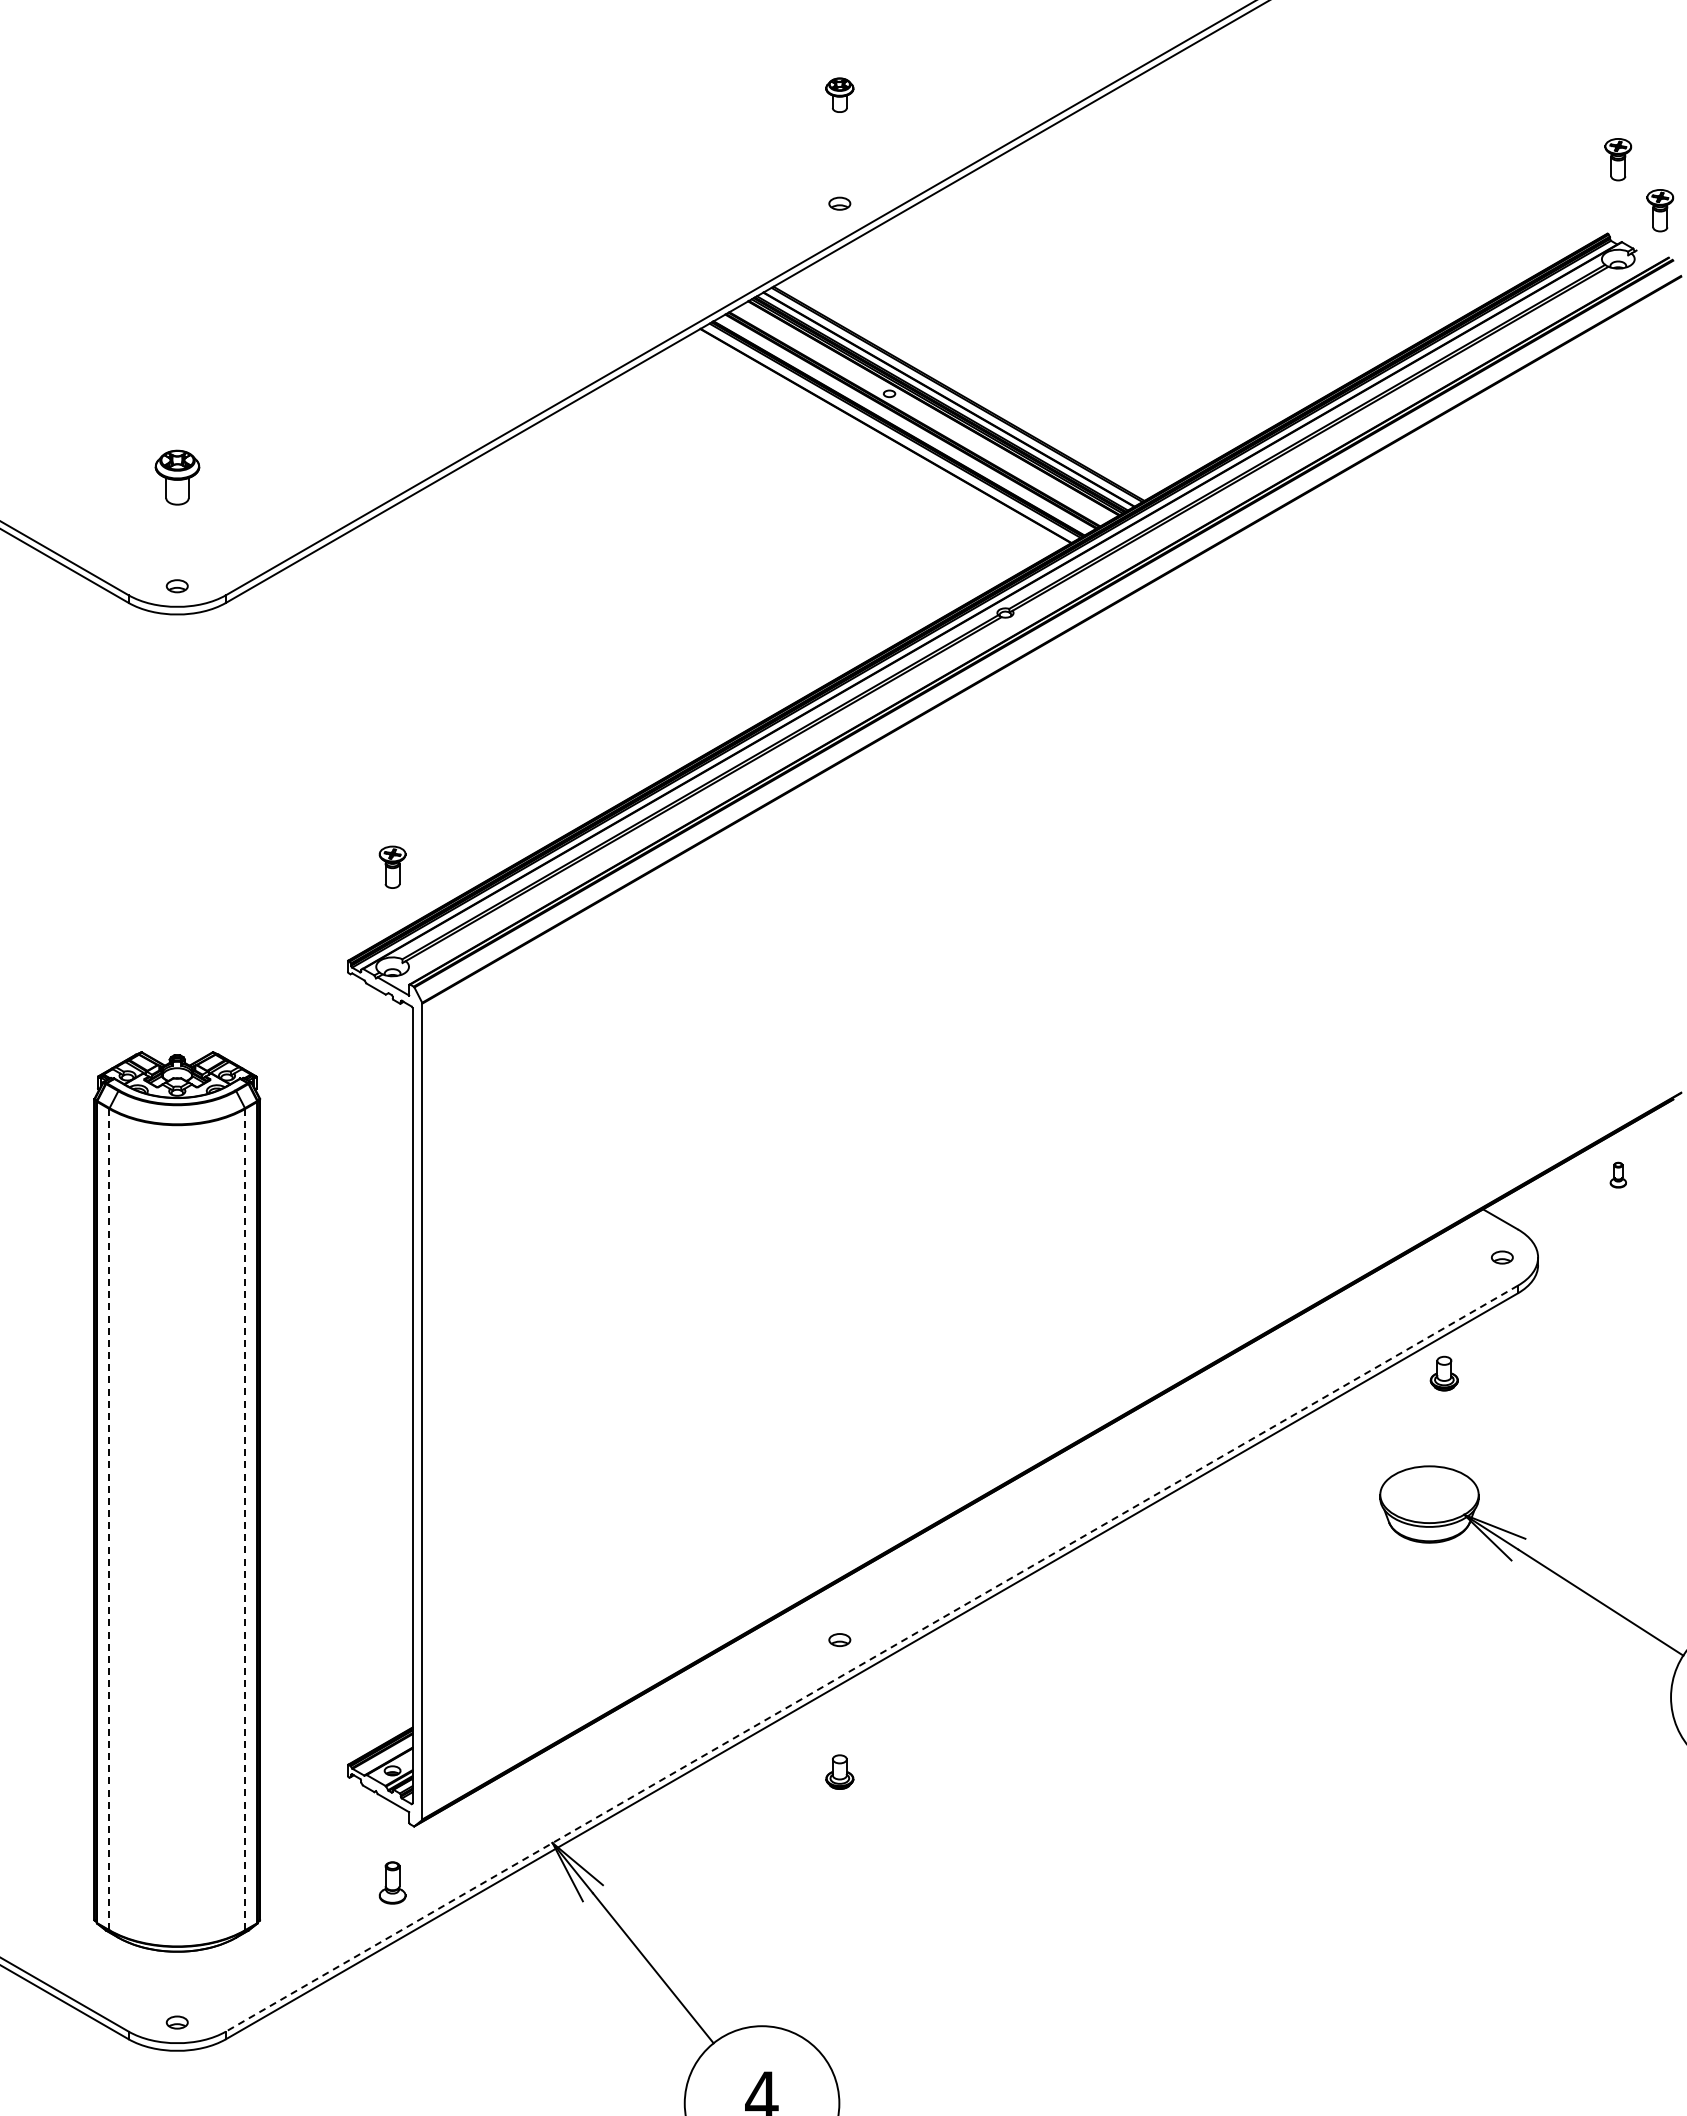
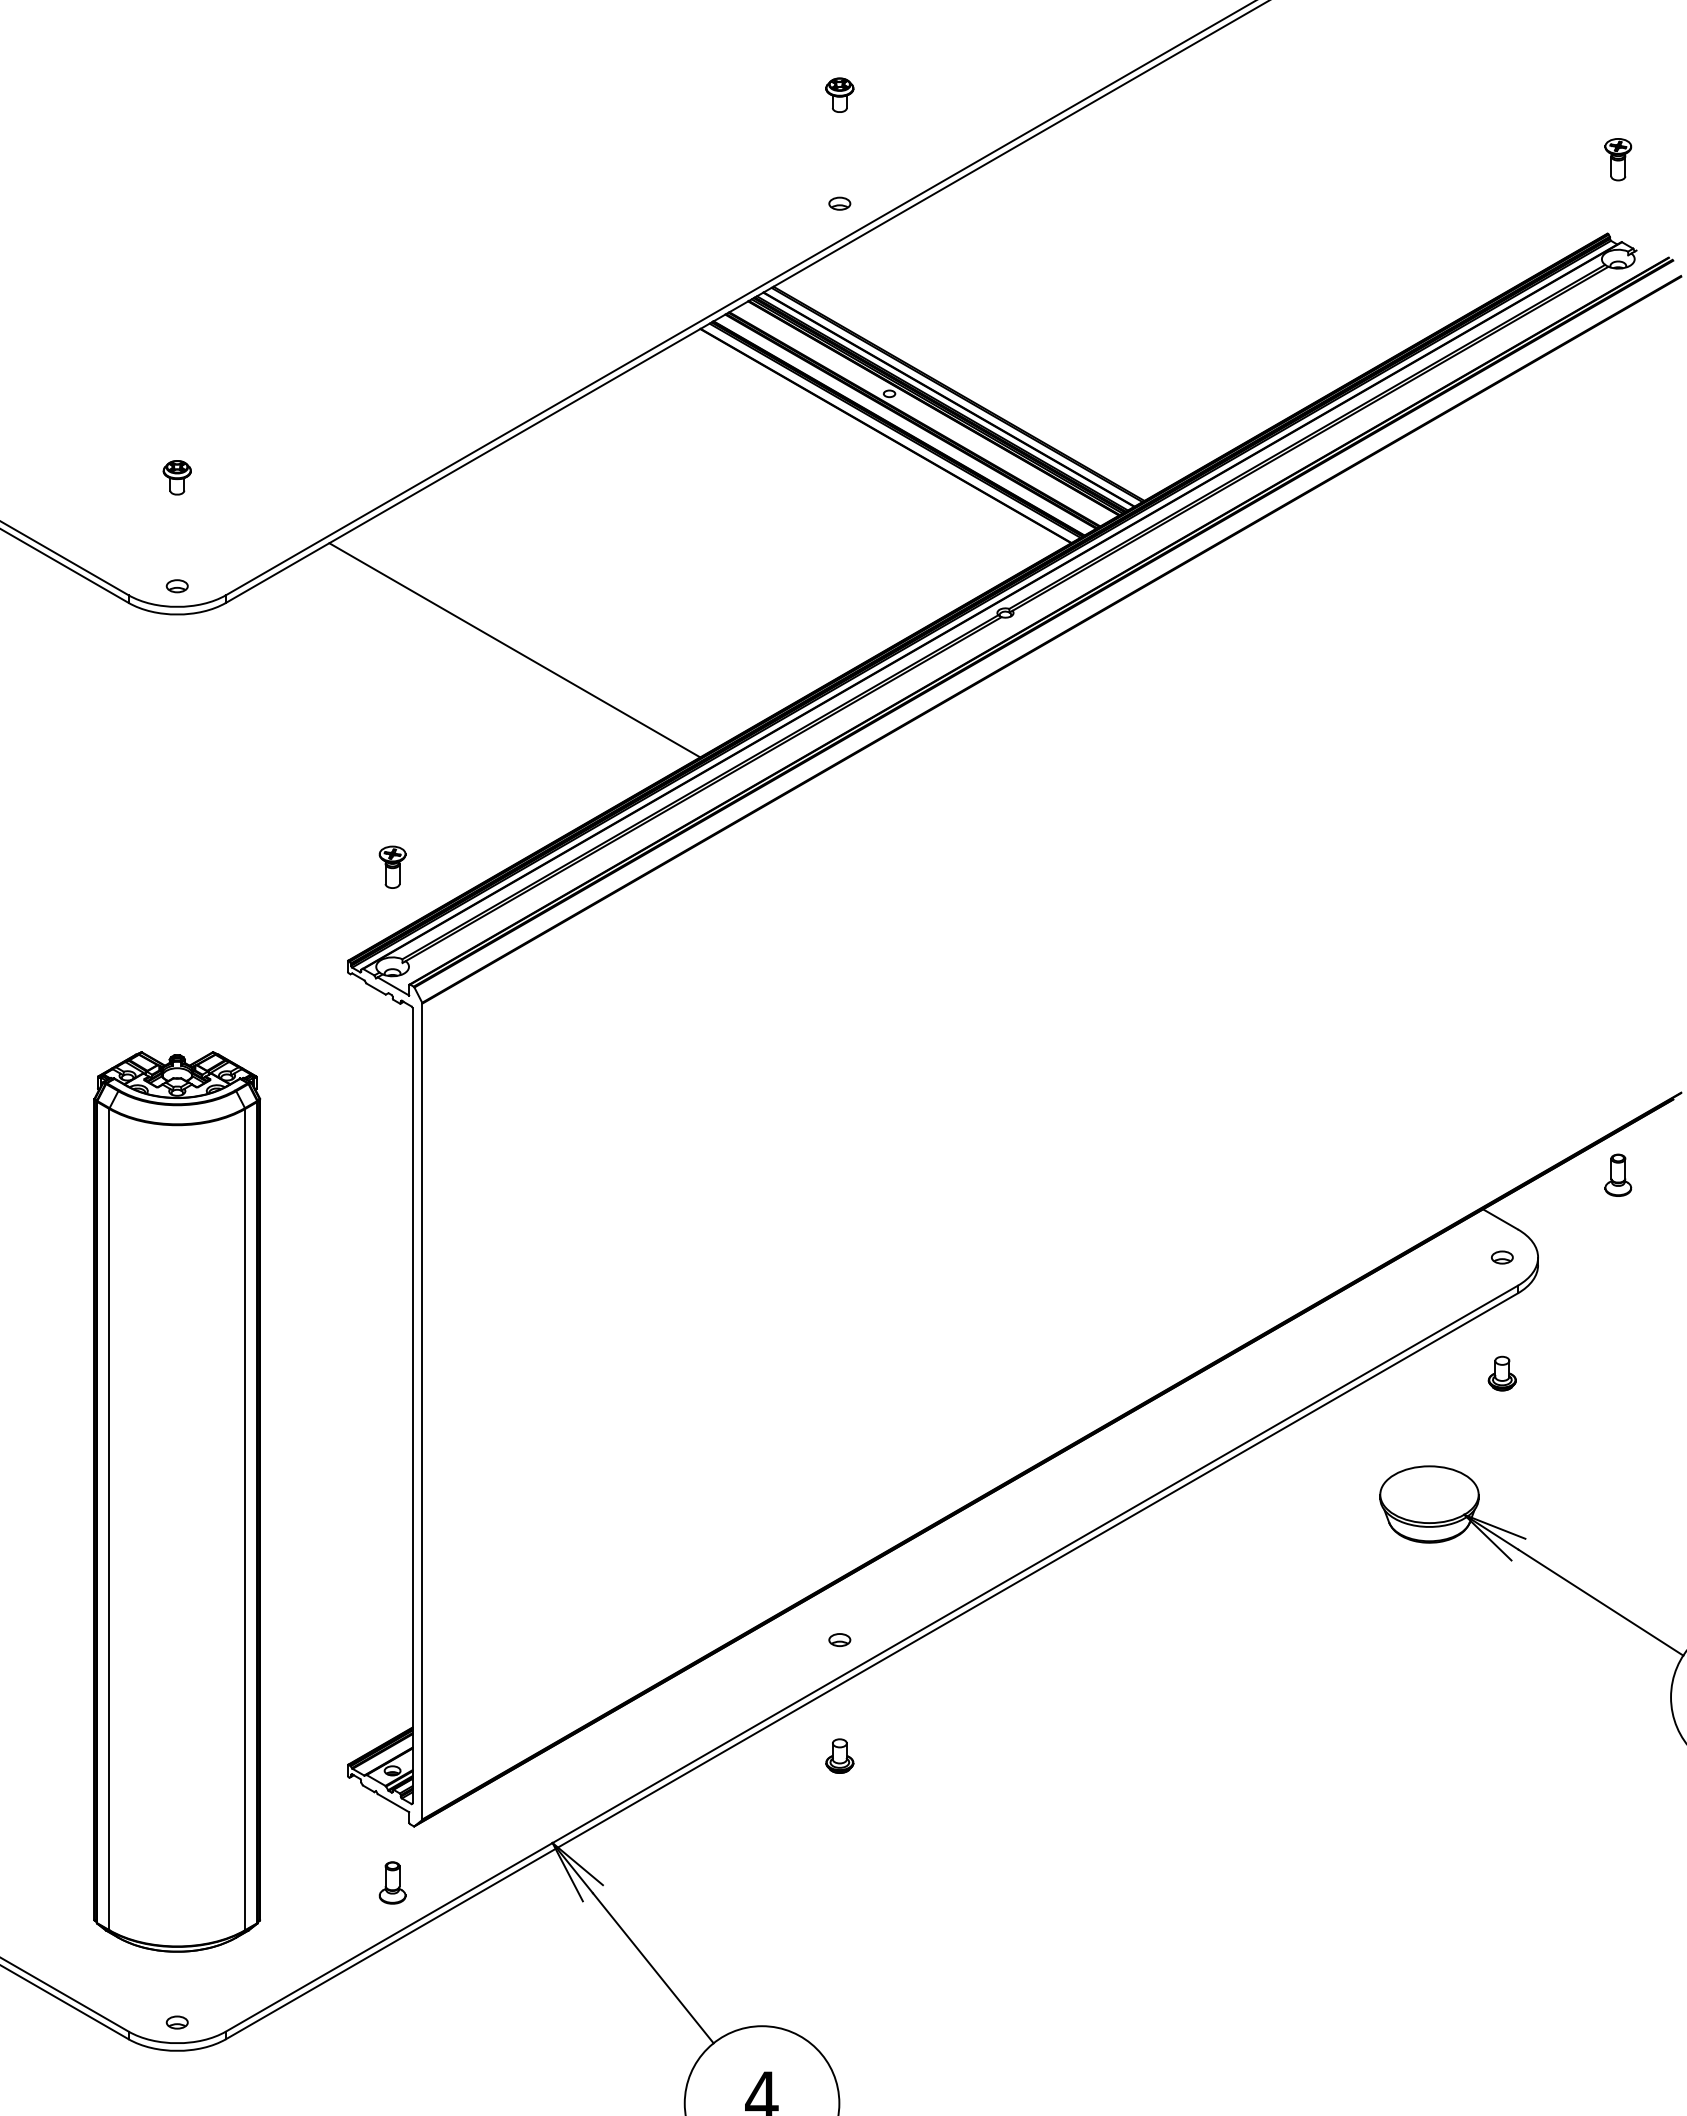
part: present -> none (1660, 210)
part size: 47x57 px -> 30x36 px (176, 477)
line: none -> present (514, 650)
part size: 18x28 px -> 29x44 px (1618, 1174)
part position: (1443, 1373) -> (1501, 1373) (1501, 1373)
line: dashed -> solid (109, 1519)
line: dashed -> solid (245, 1519)
line: dashed -> solid (871, 1658)
part position: (839, 1771) -> (839, 1755) (839, 1755)
